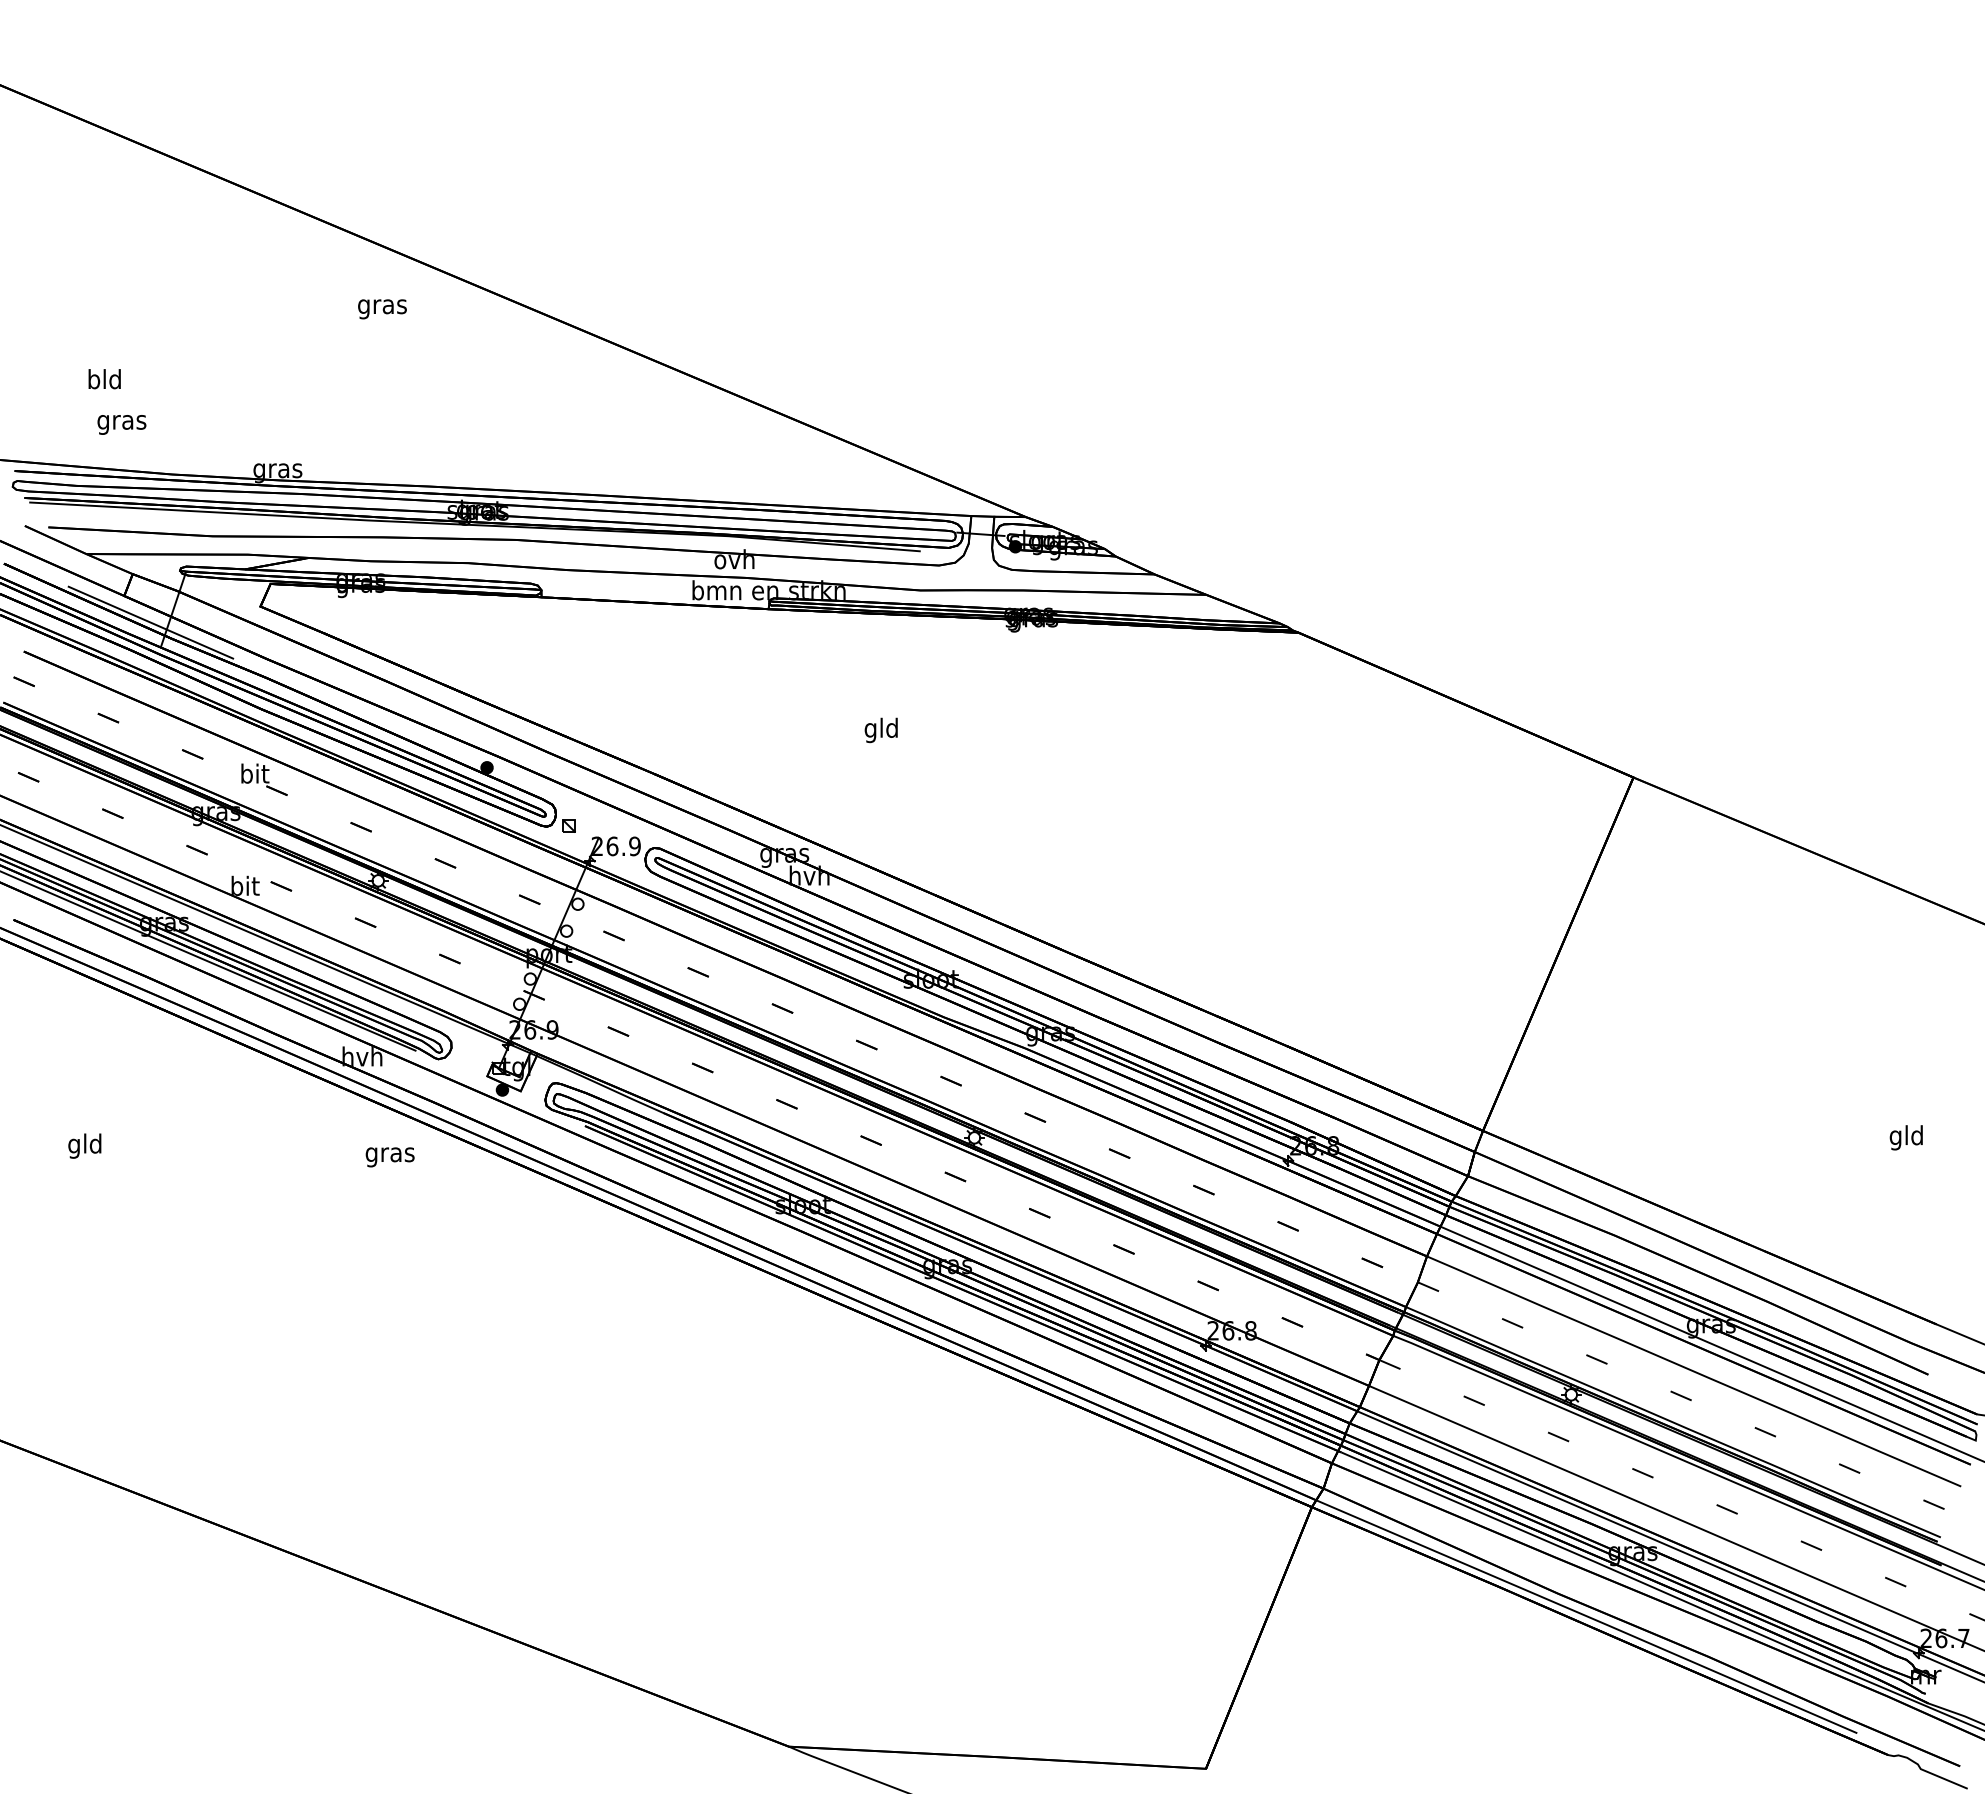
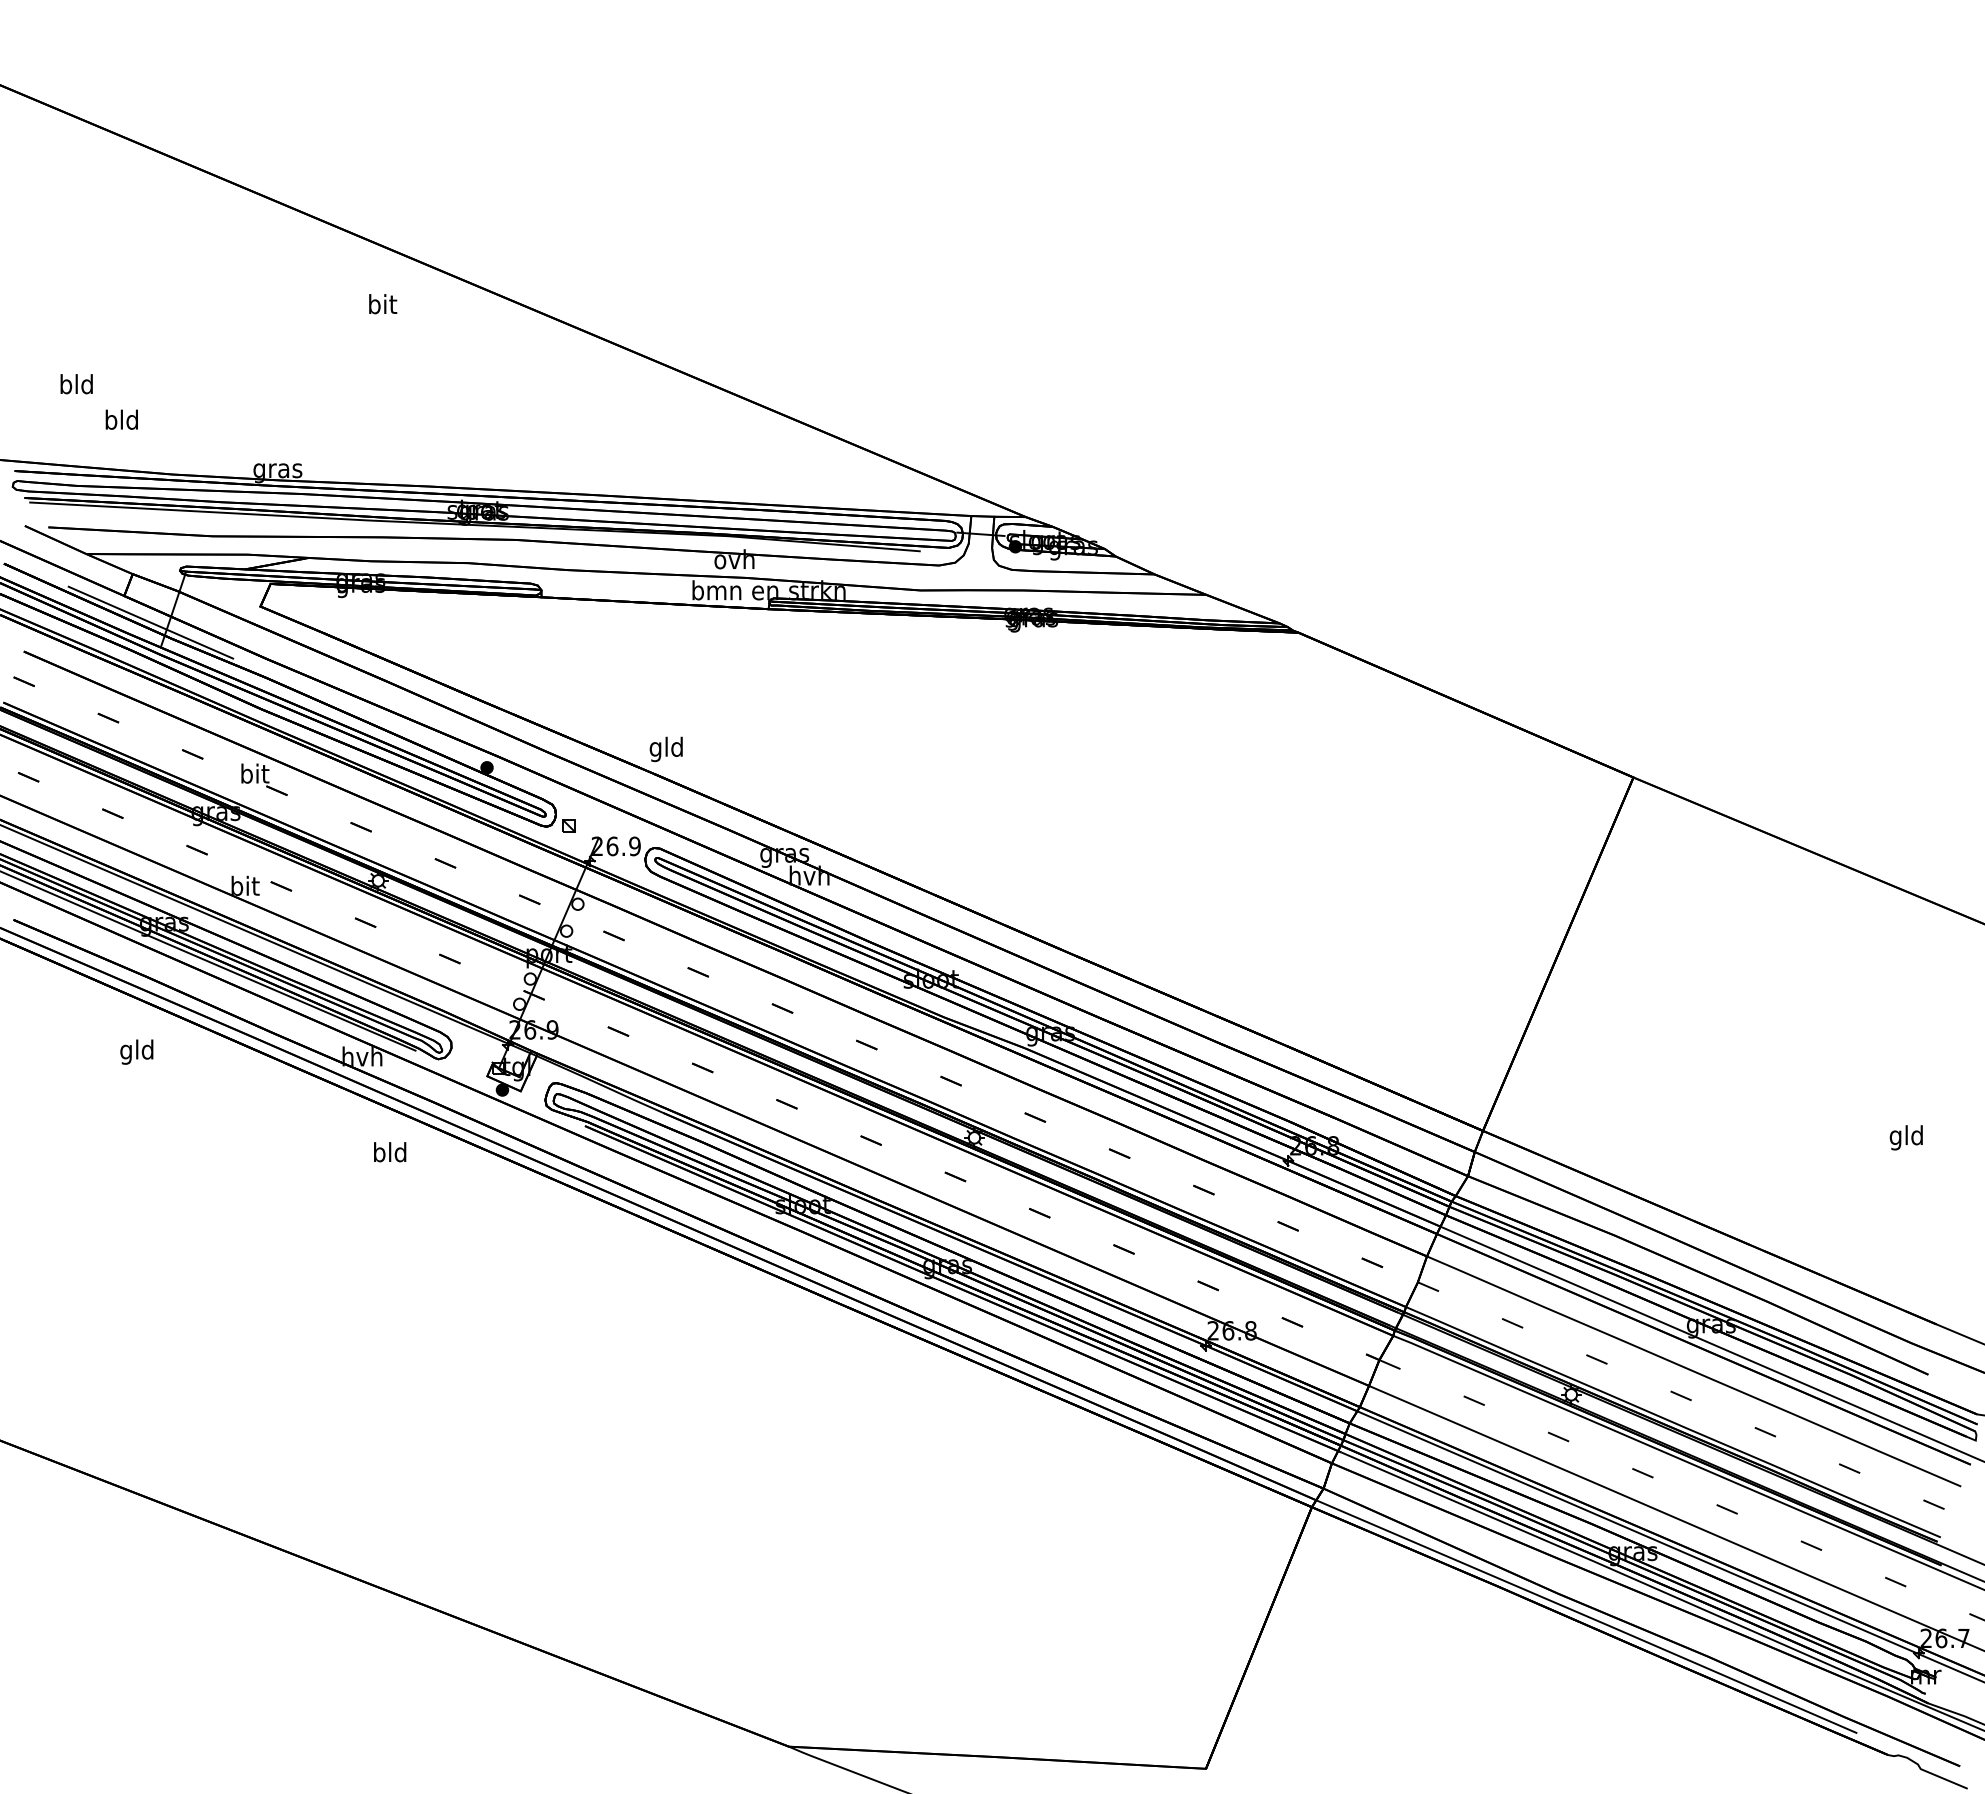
text: gras -> bit (382, 306)
text position: (104, 379) -> (76, 384) (76, 384)
text: gras -> bld (121, 421)
text position: (880, 730) -> (665, 749) (665, 749)
text position: (84, 1145) -> (136, 1051) (136, 1051)
text: gras -> bld (389, 1154)
